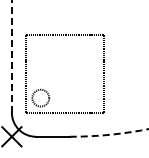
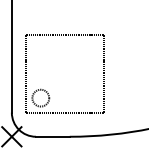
line: dashed -> solid (11, 56)
arc: dashed -> solid (109, 134)
